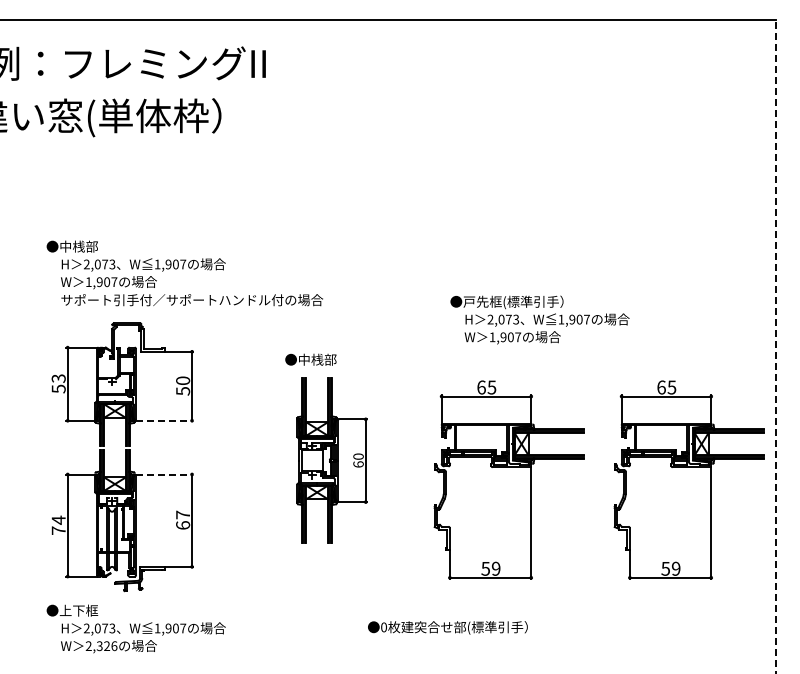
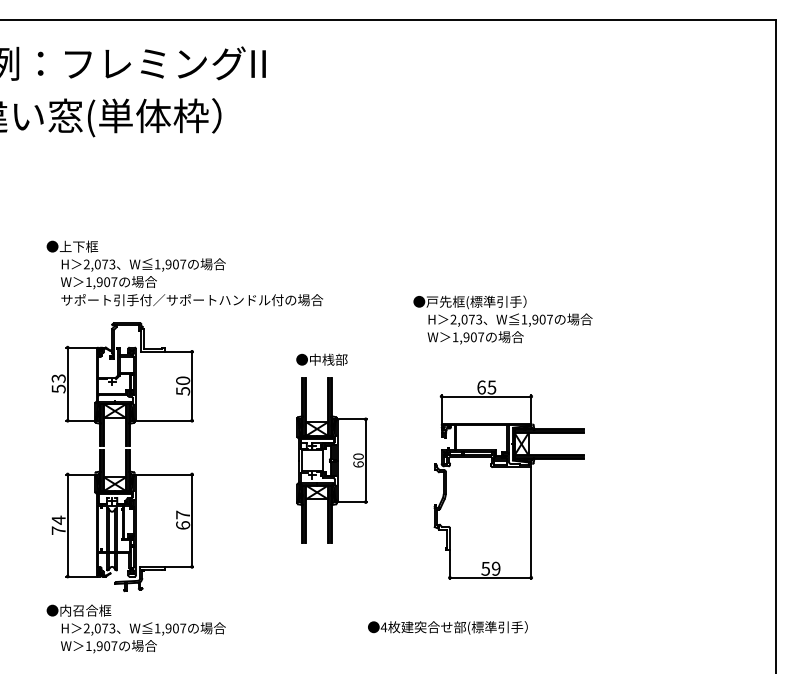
text: ●中桟部 -> ●上下框 (78, 246)
text position: (539, 319) -> (502, 319) (502, 319)
line: dashed -> solid (776, 347)
text position: (310, 359) -> (321, 359) (321, 359)
line: dashed -> solid (164, 420)
part: present -> none (688, 467)
line: dashed -> solid (164, 474)
text: ●上下框 -> ●内召合框 (85, 610)
text: 0 -> 4 (383, 627)
text: 2,326 -> 1,907 (101, 646)
